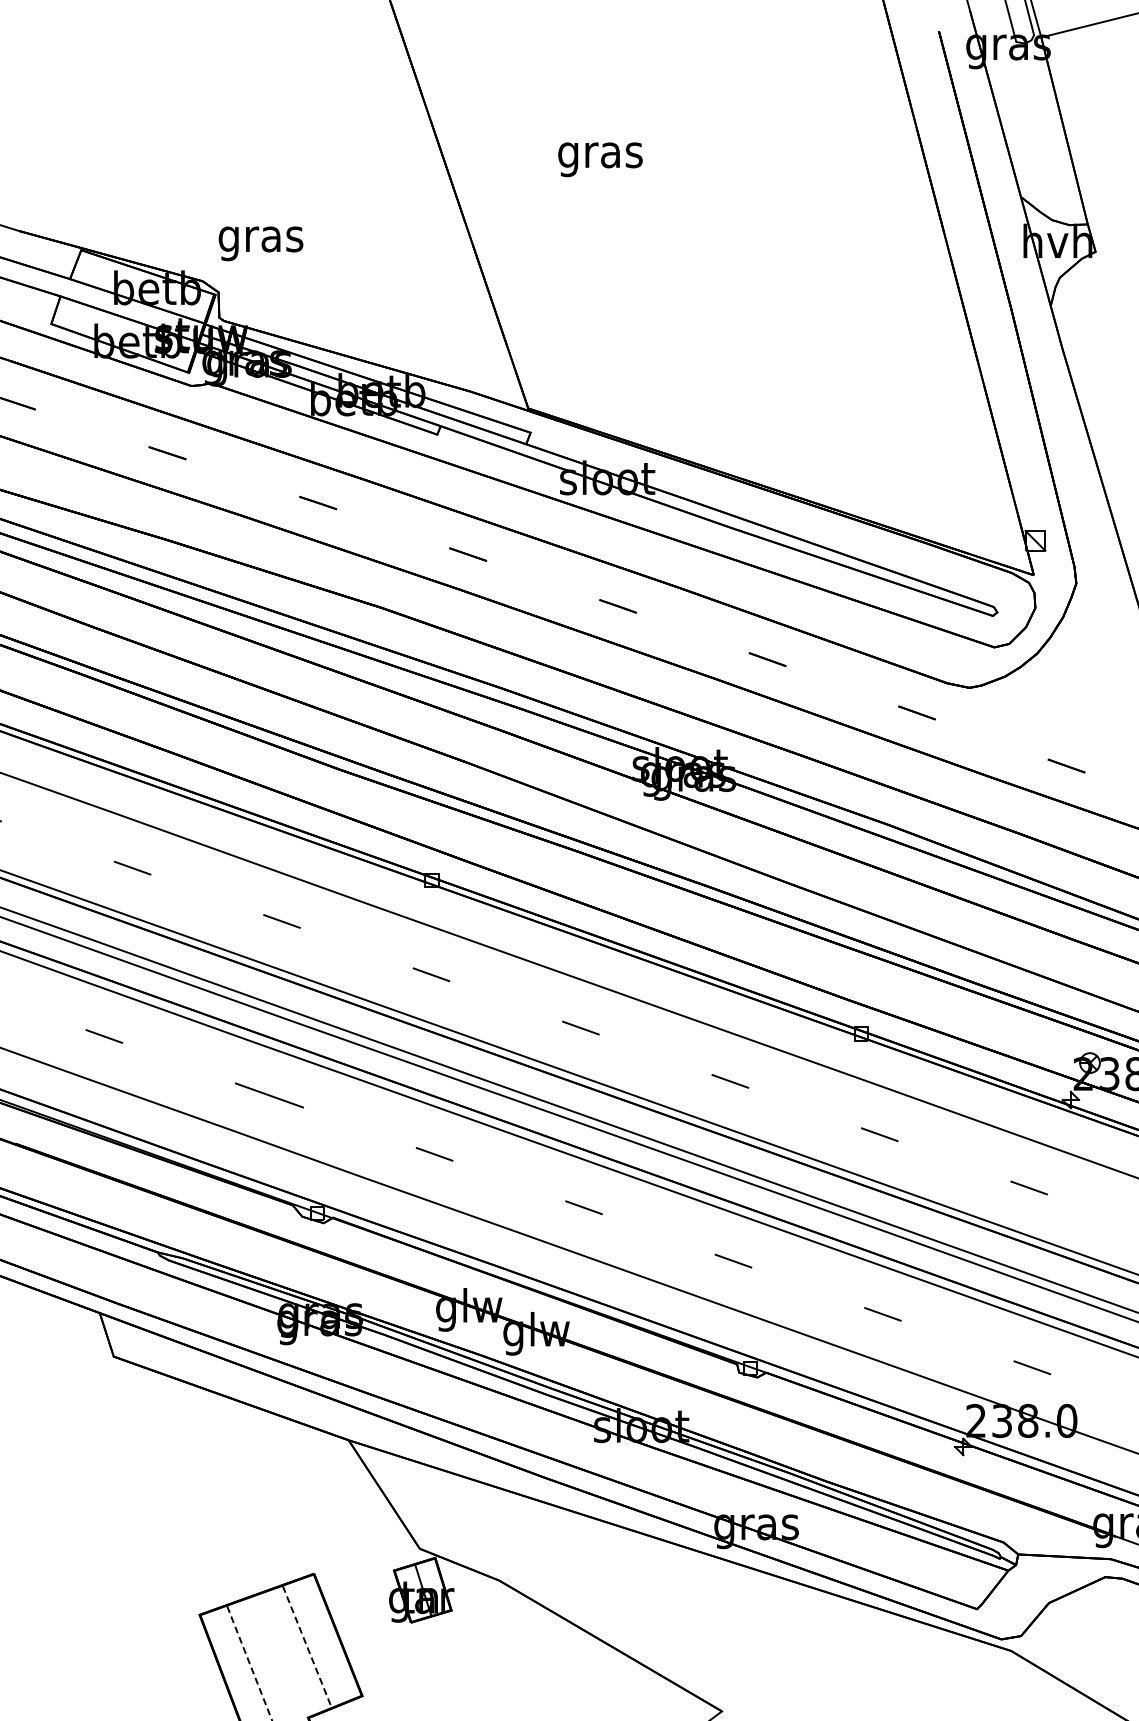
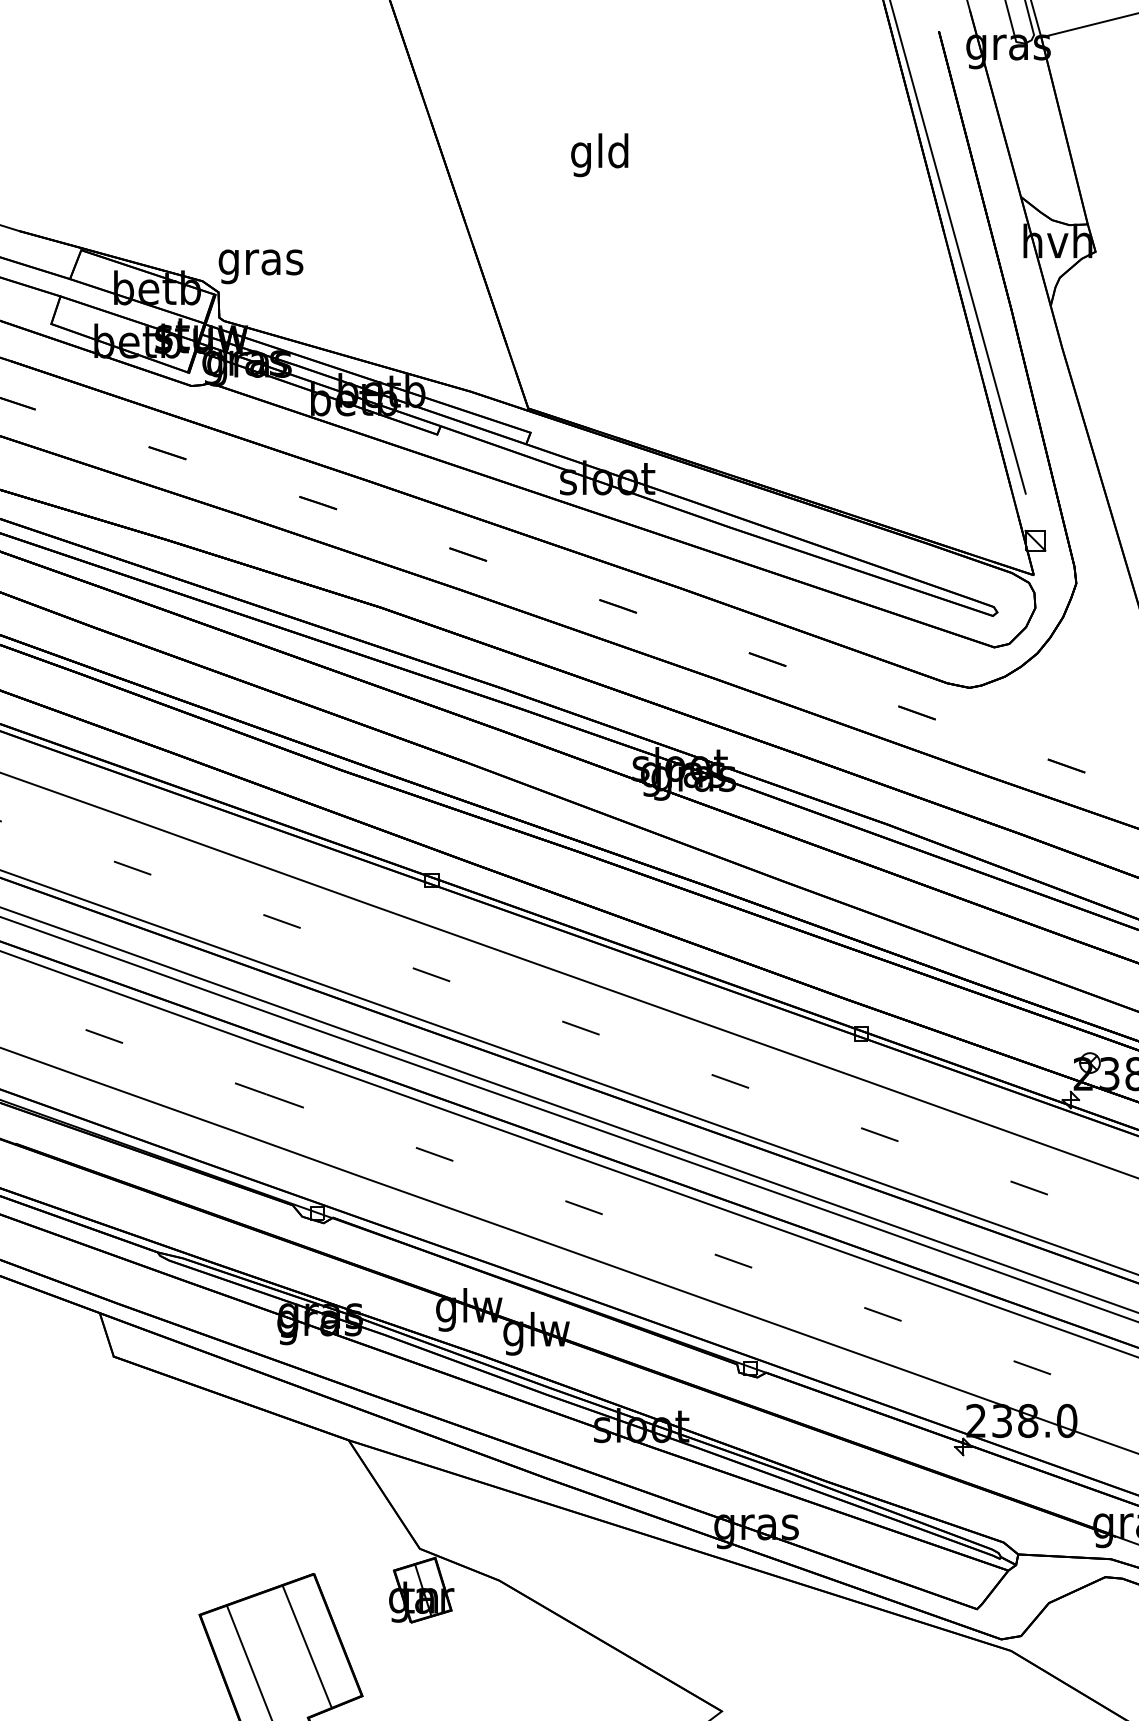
text: gras -> gld (600, 155)
text position: (260, 243) -> (260, 266) (260, 266)
line: none -> present (957, 247)
line: dashed -> solid (307, 1647)
line: dashed -> solid (249, 1663)
